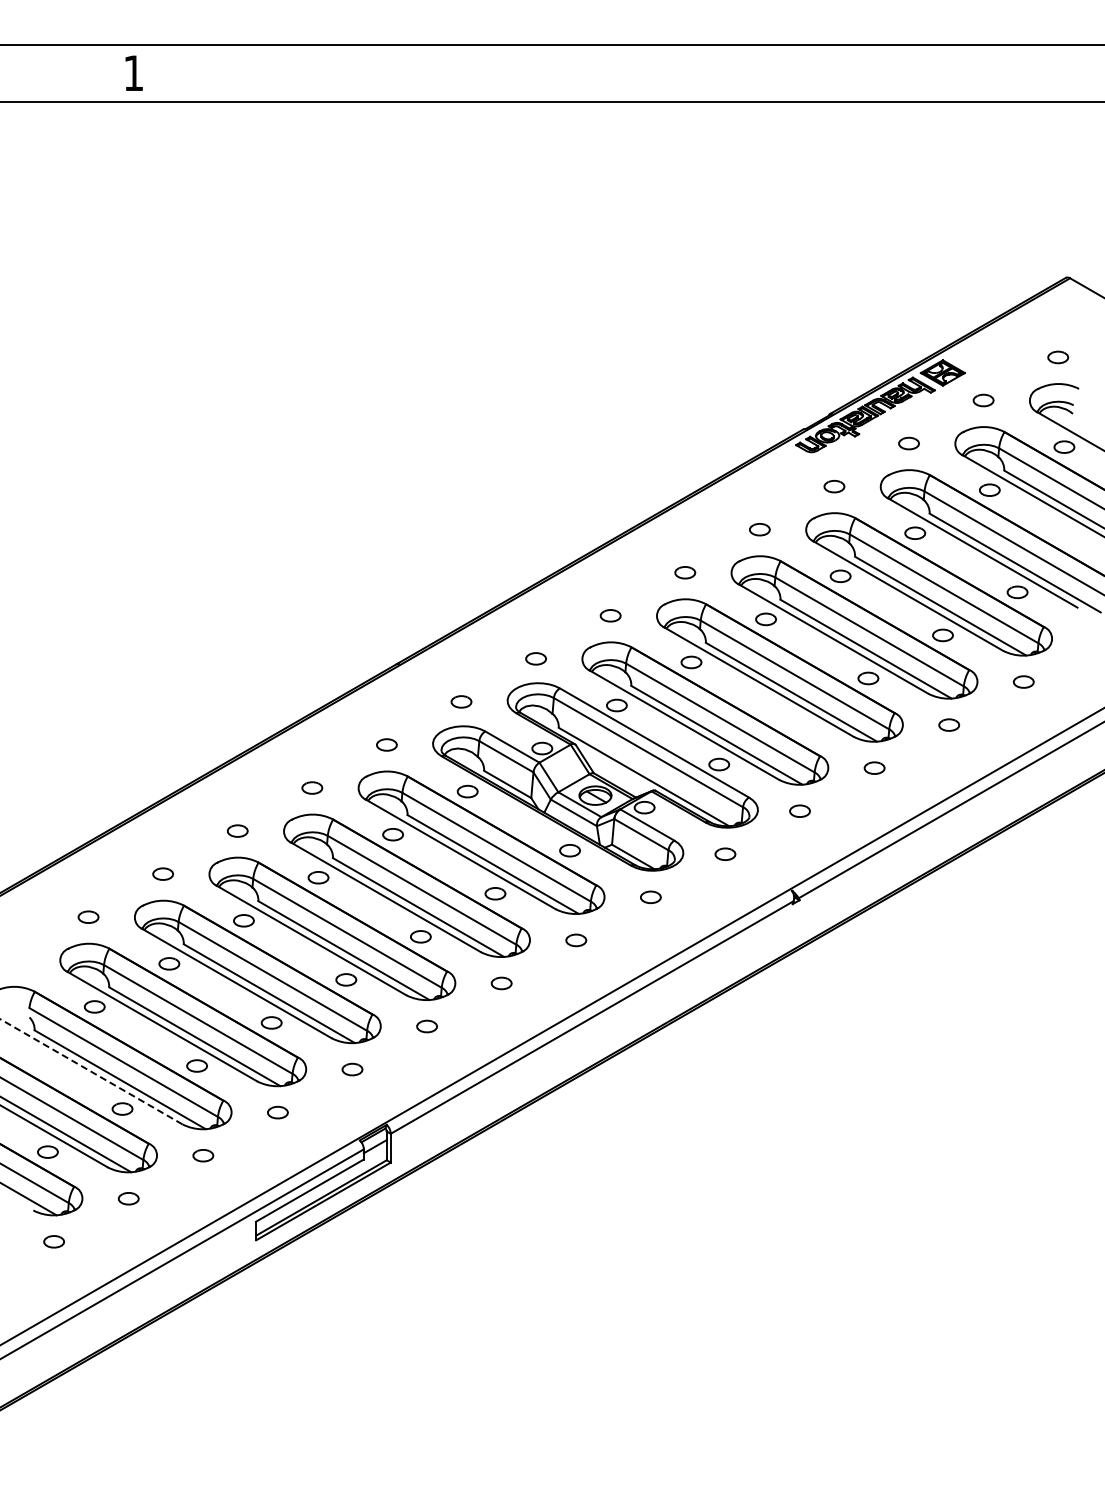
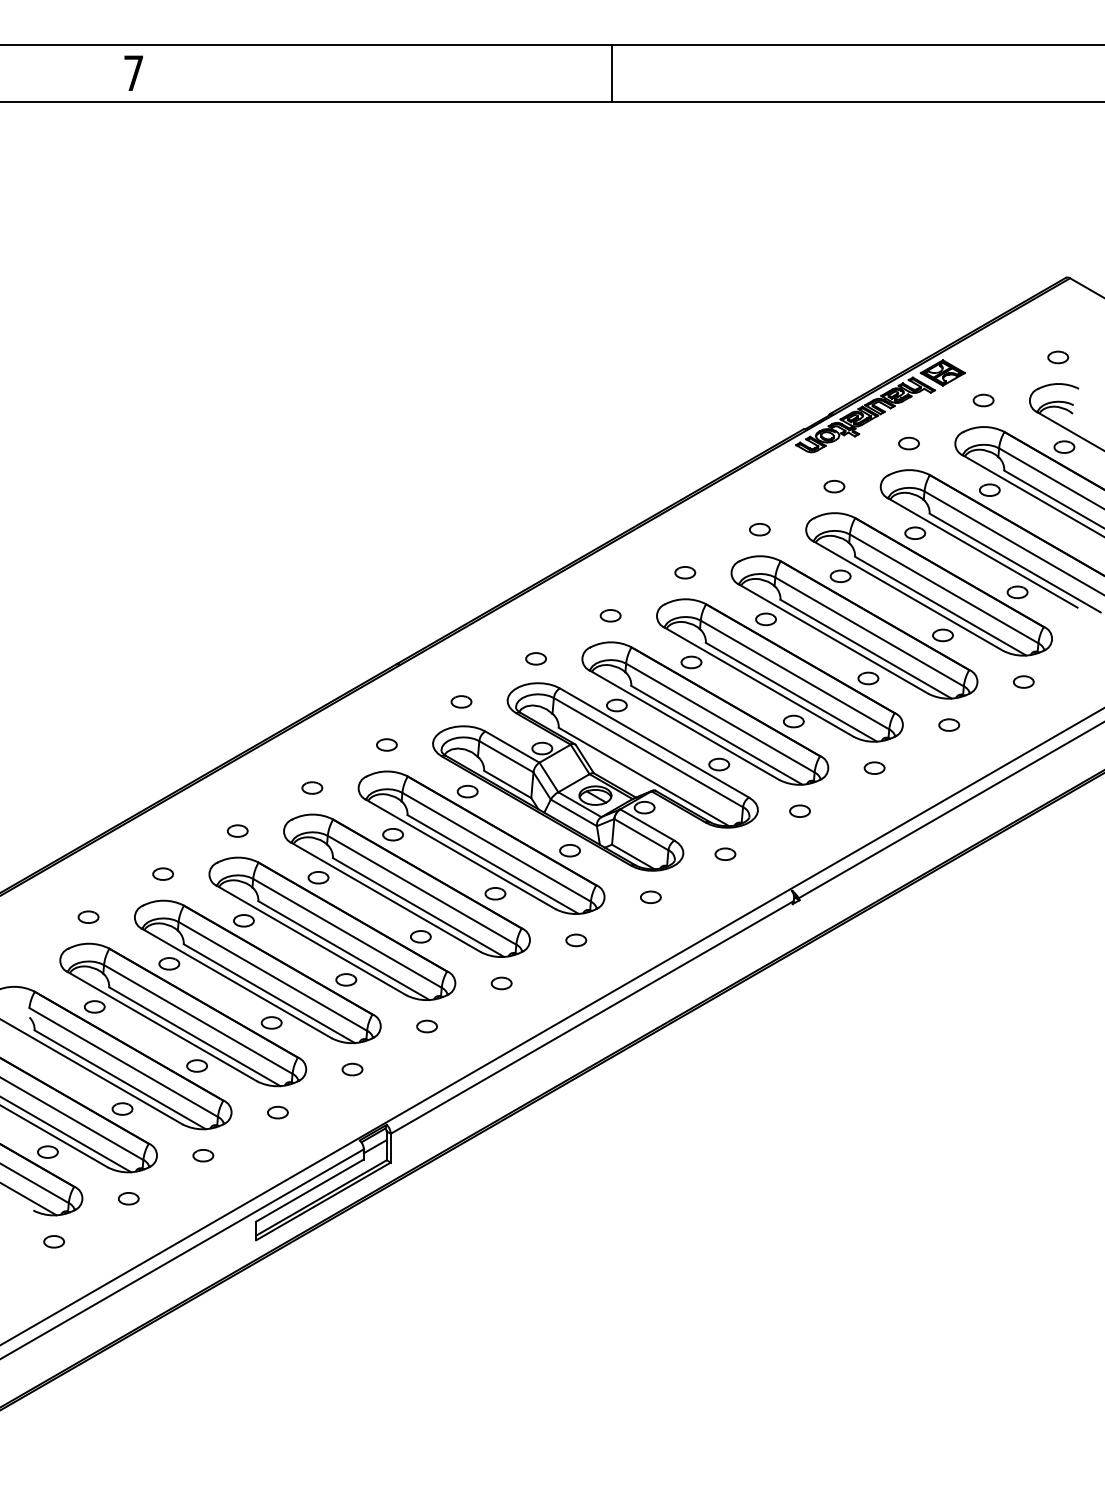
text: 1 -> 7 (133, 72)
line: none -> present (612, 73)
part: none -> present (793, 721)
line: dashed -> solid (91, 1071)
